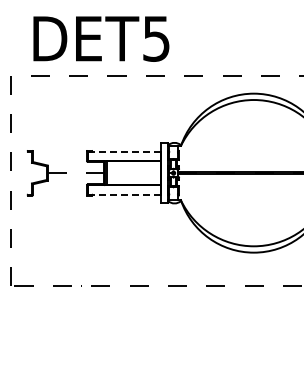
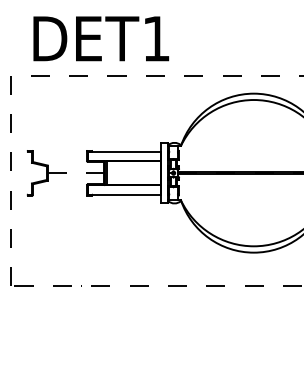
text: DET5 -> DET1 (156, 38)
line: dashed -> solid (123, 151)
line: dashed -> solid (124, 194)
